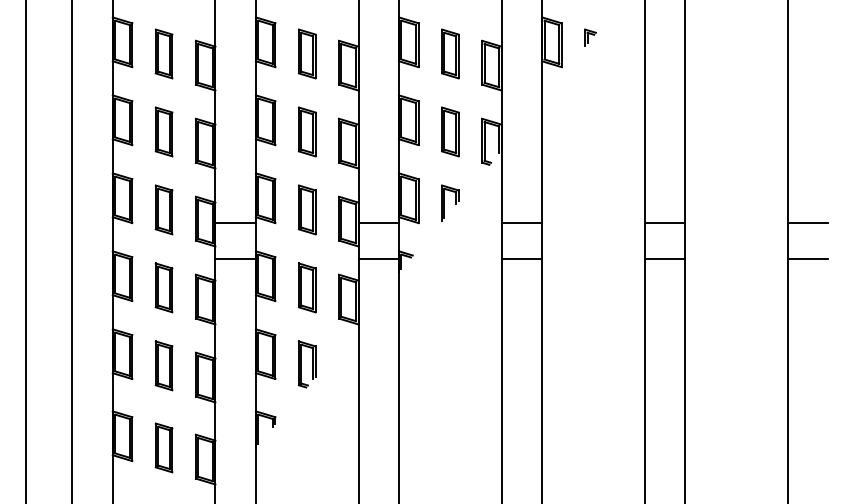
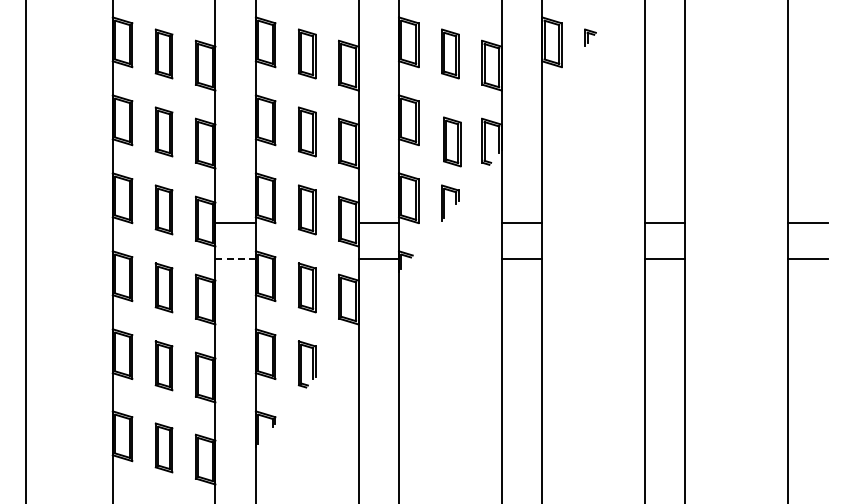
part position: (450, 131) -> (452, 141) (452, 141)
line: present -> none (71, 251)
line: solid -> dashed (236, 258)
